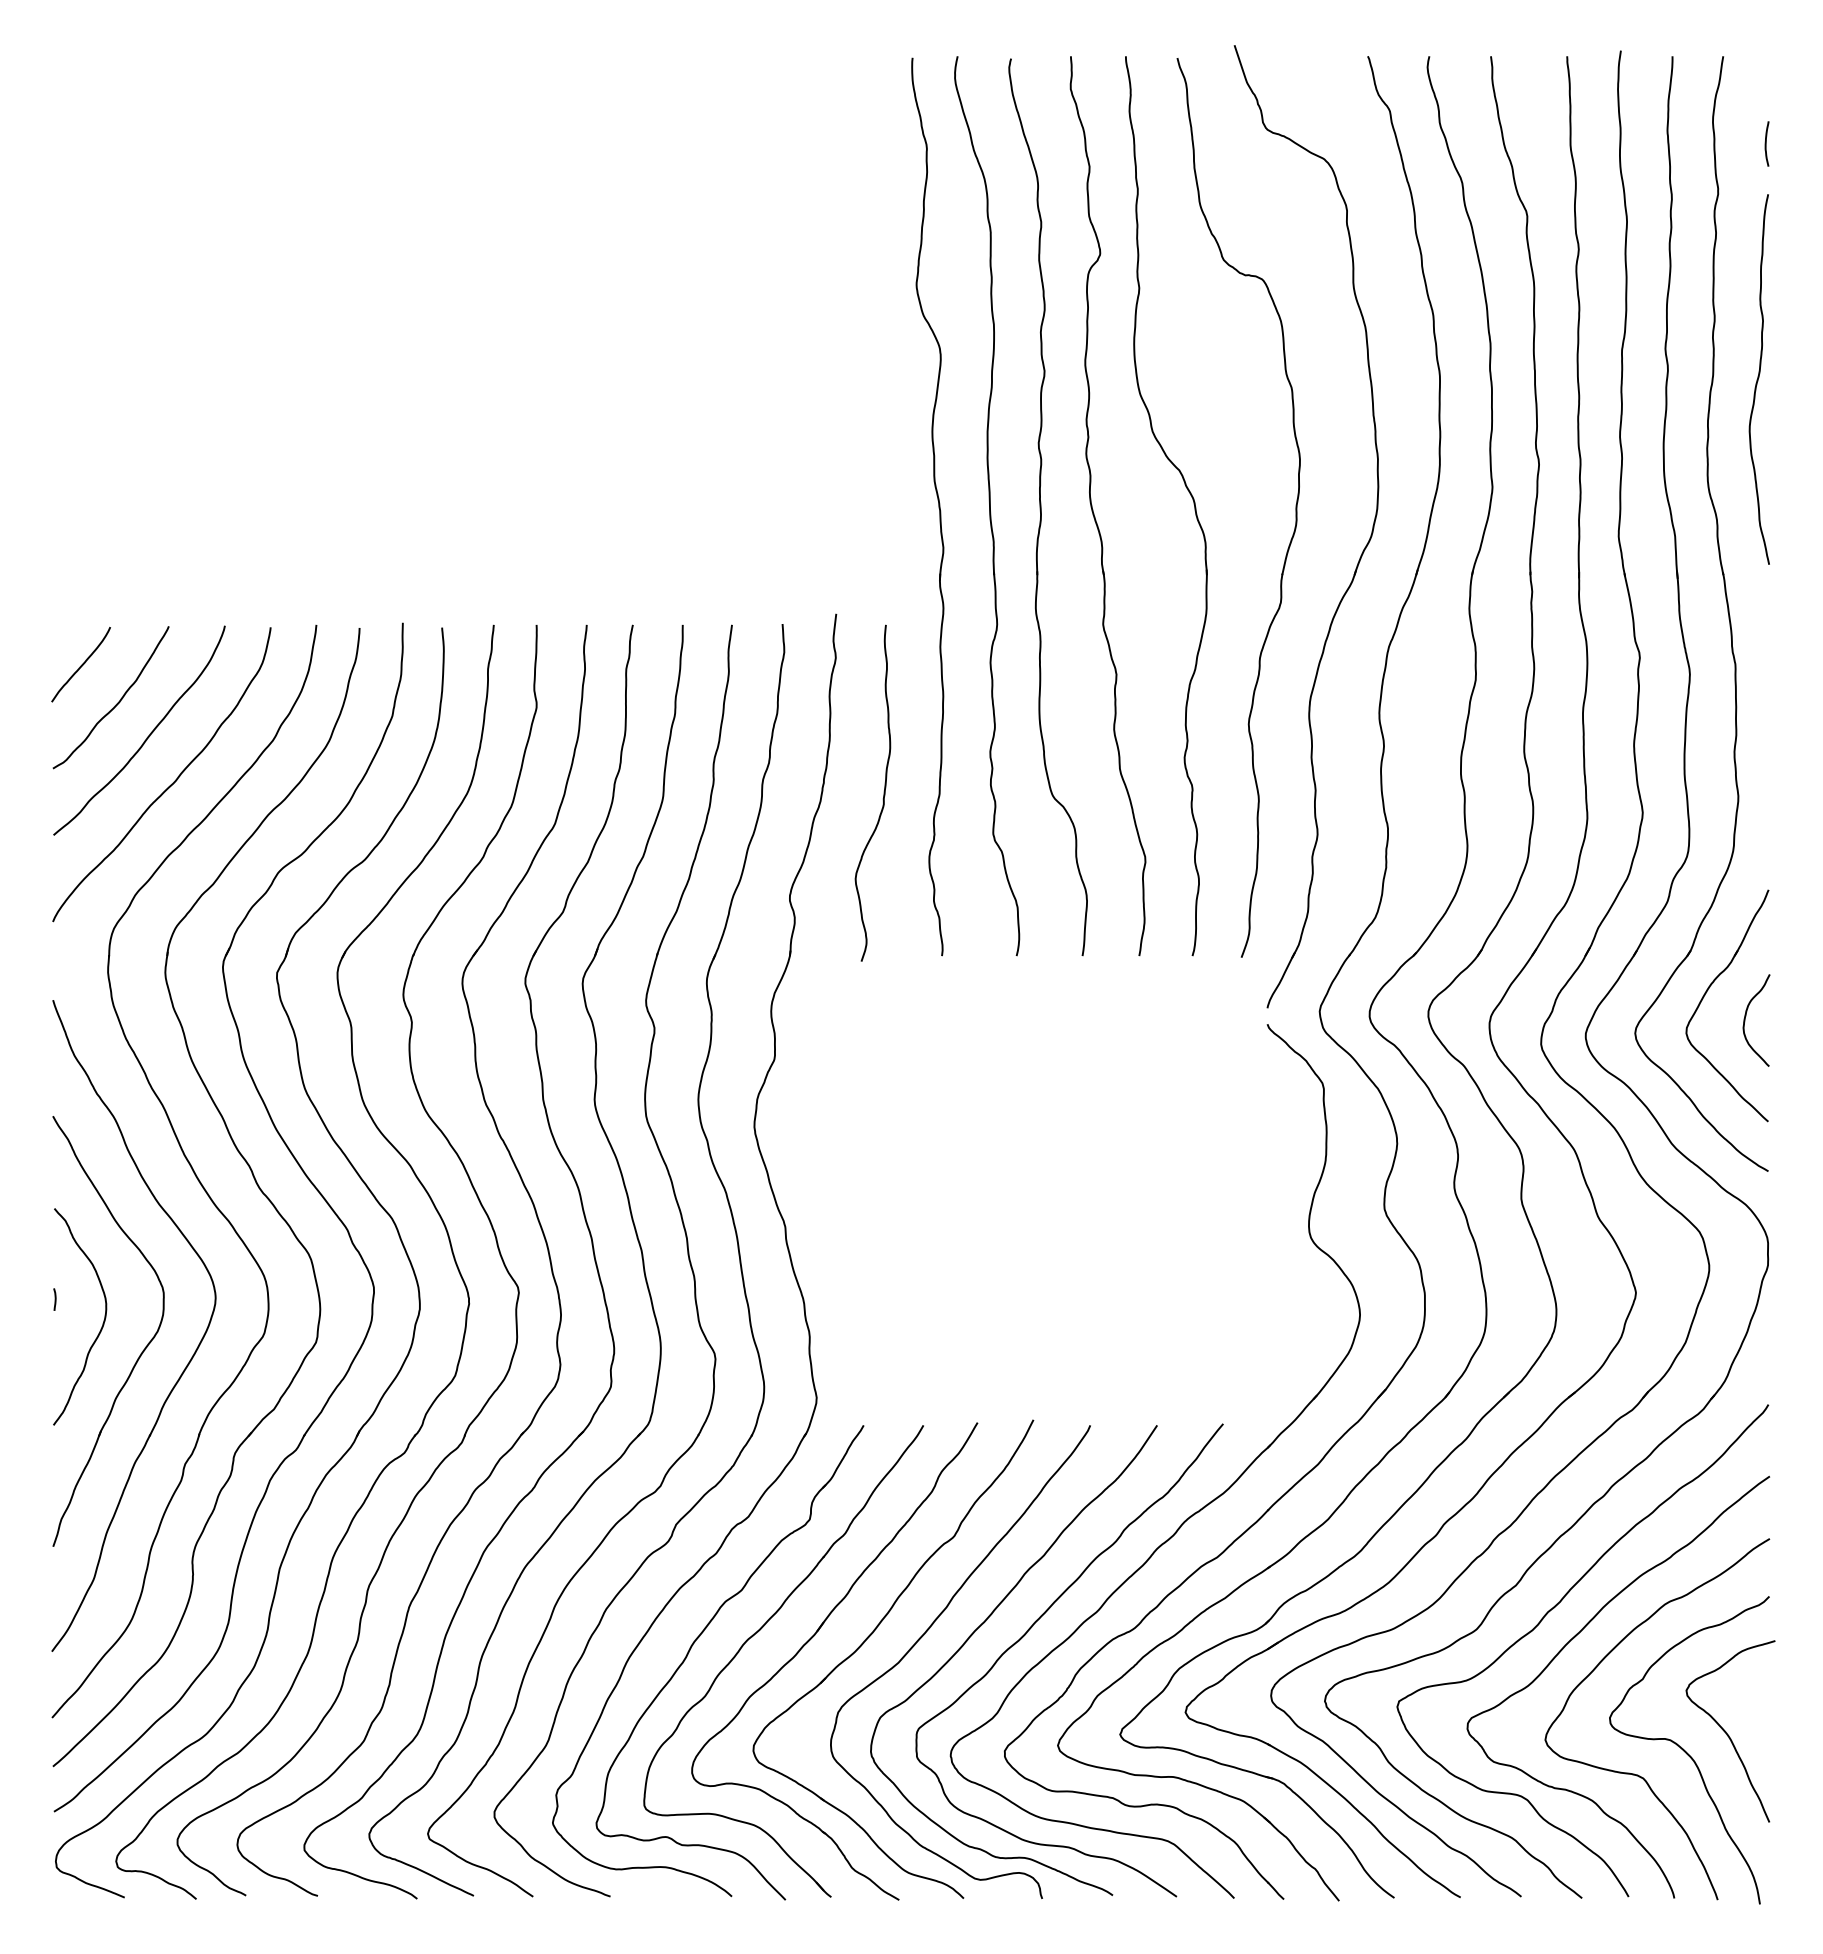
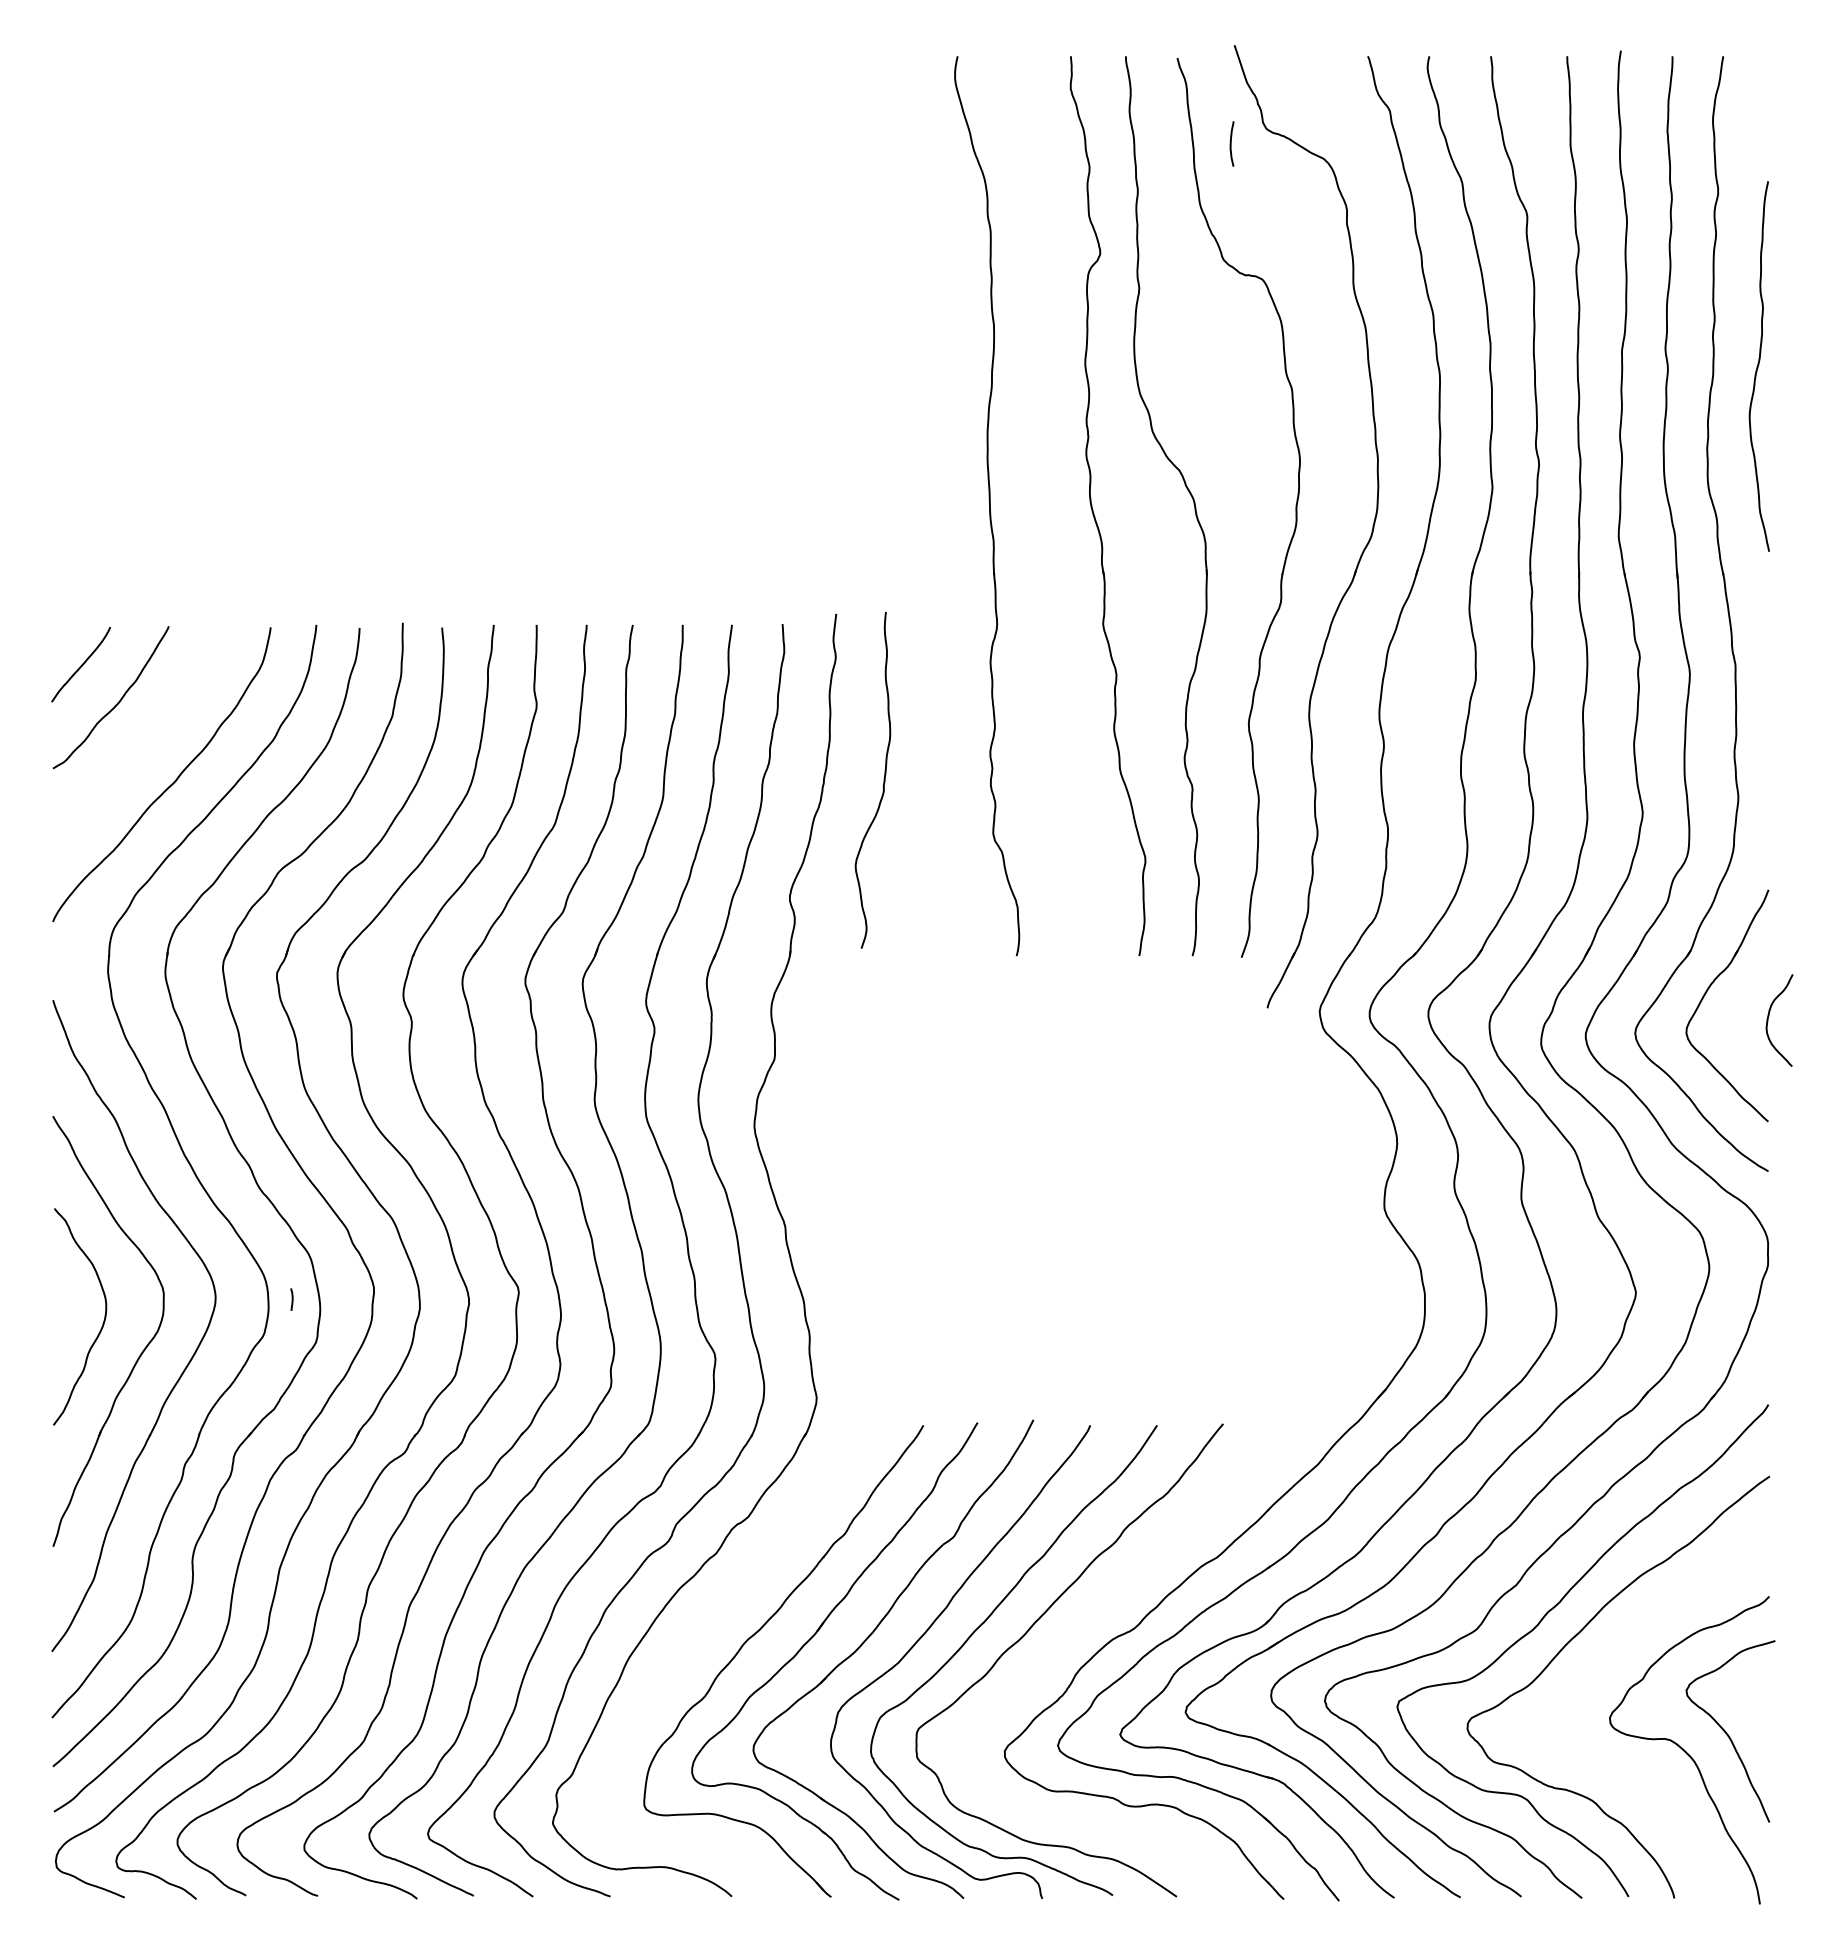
curve position: (1766, 143) -> (1231, 143) (1231, 143)
curve position: (1758, 379) -> (1758, 366) (1758, 366)
part: present -> none (938, 506)
part: present -> none (1047, 507)
curve: present -> none (146, 737)
curve position: (883, 792) -> (883, 779) (883, 779)
curve position: (1746, 1016) -> (1769, 1016) (1769, 1016)
line position: (54, 1299) -> (291, 1299) (291, 1299)
part: present -> none (1194, 1512)
part: present -> none (700, 1636)
curve: present -> none (1637, 1774)
